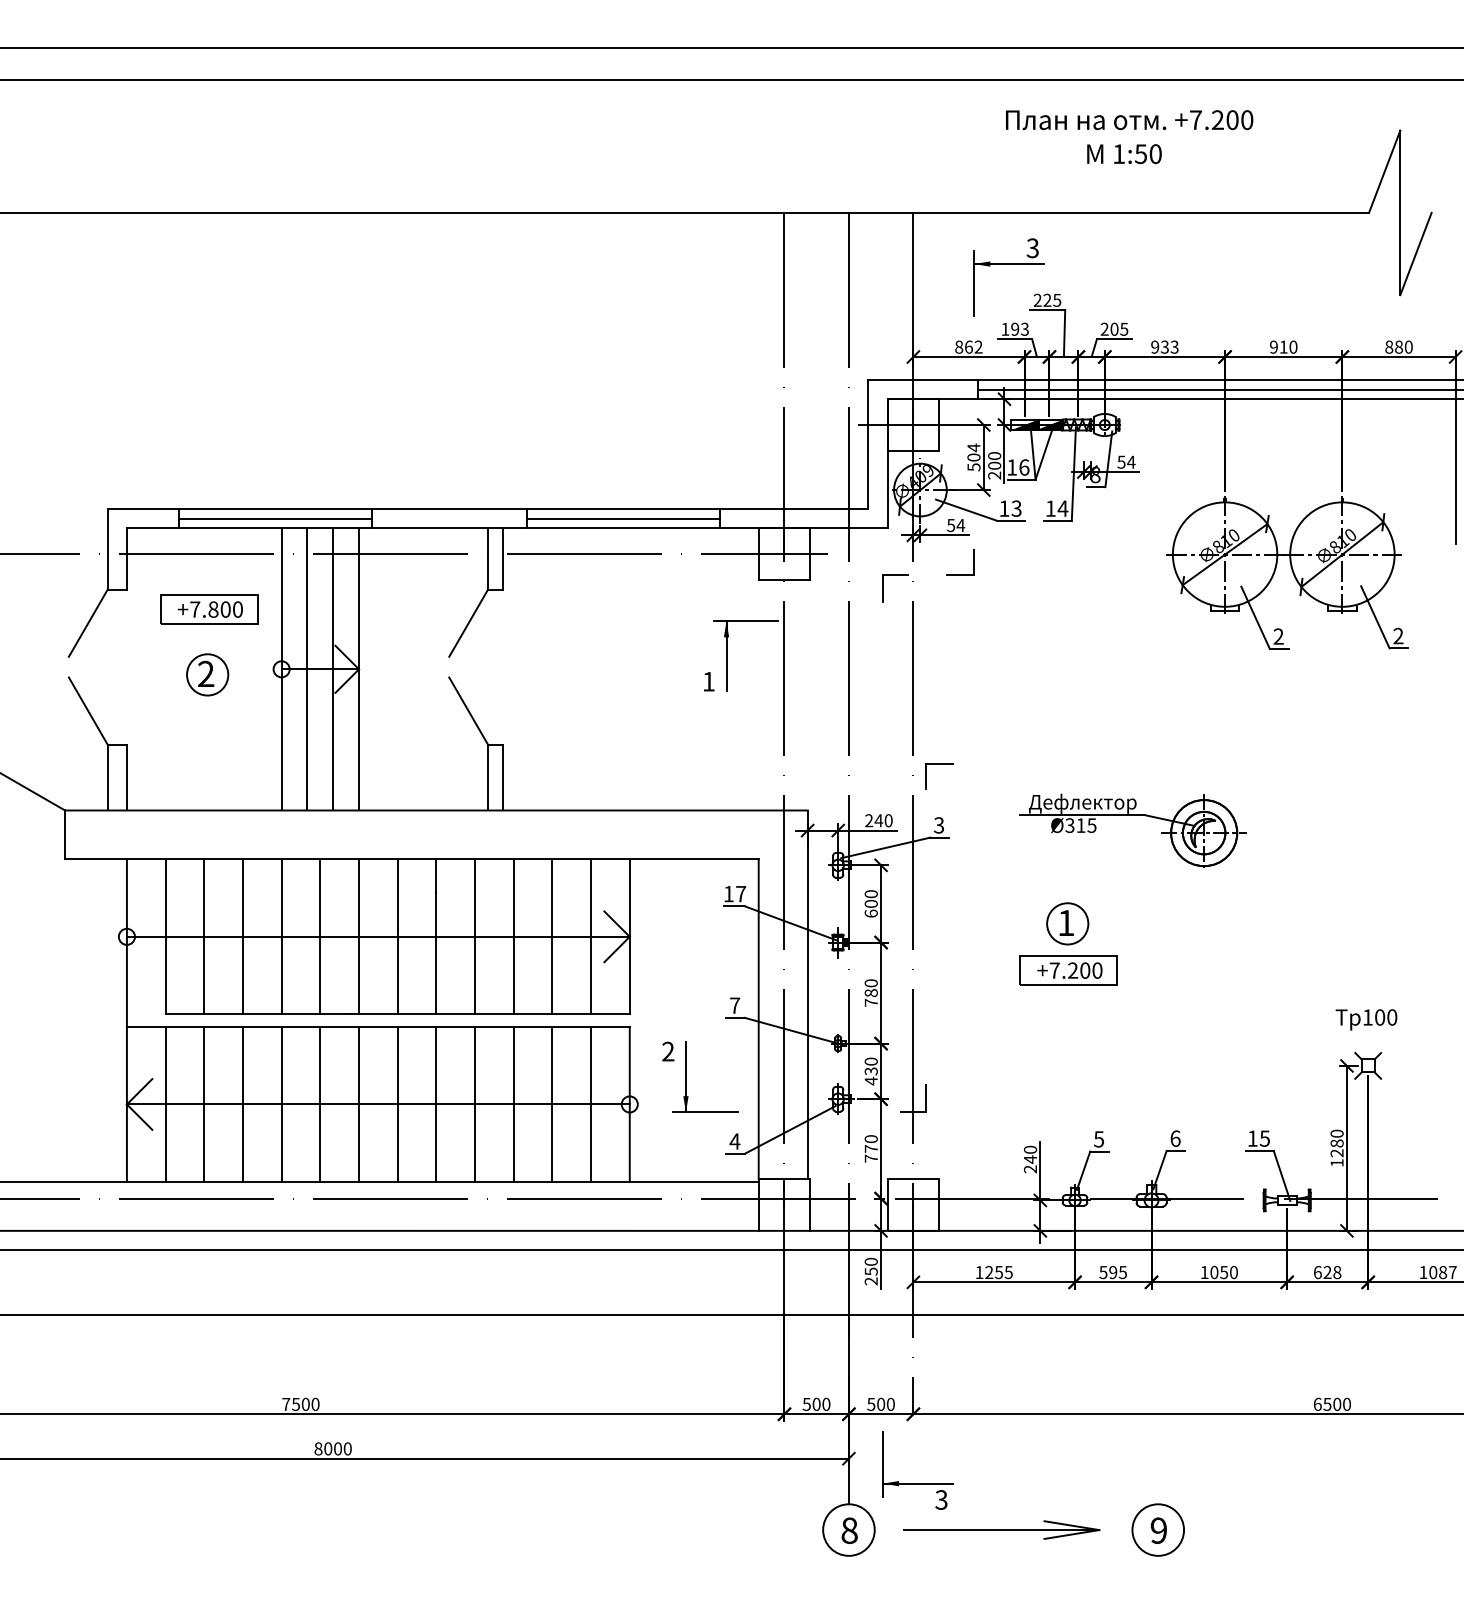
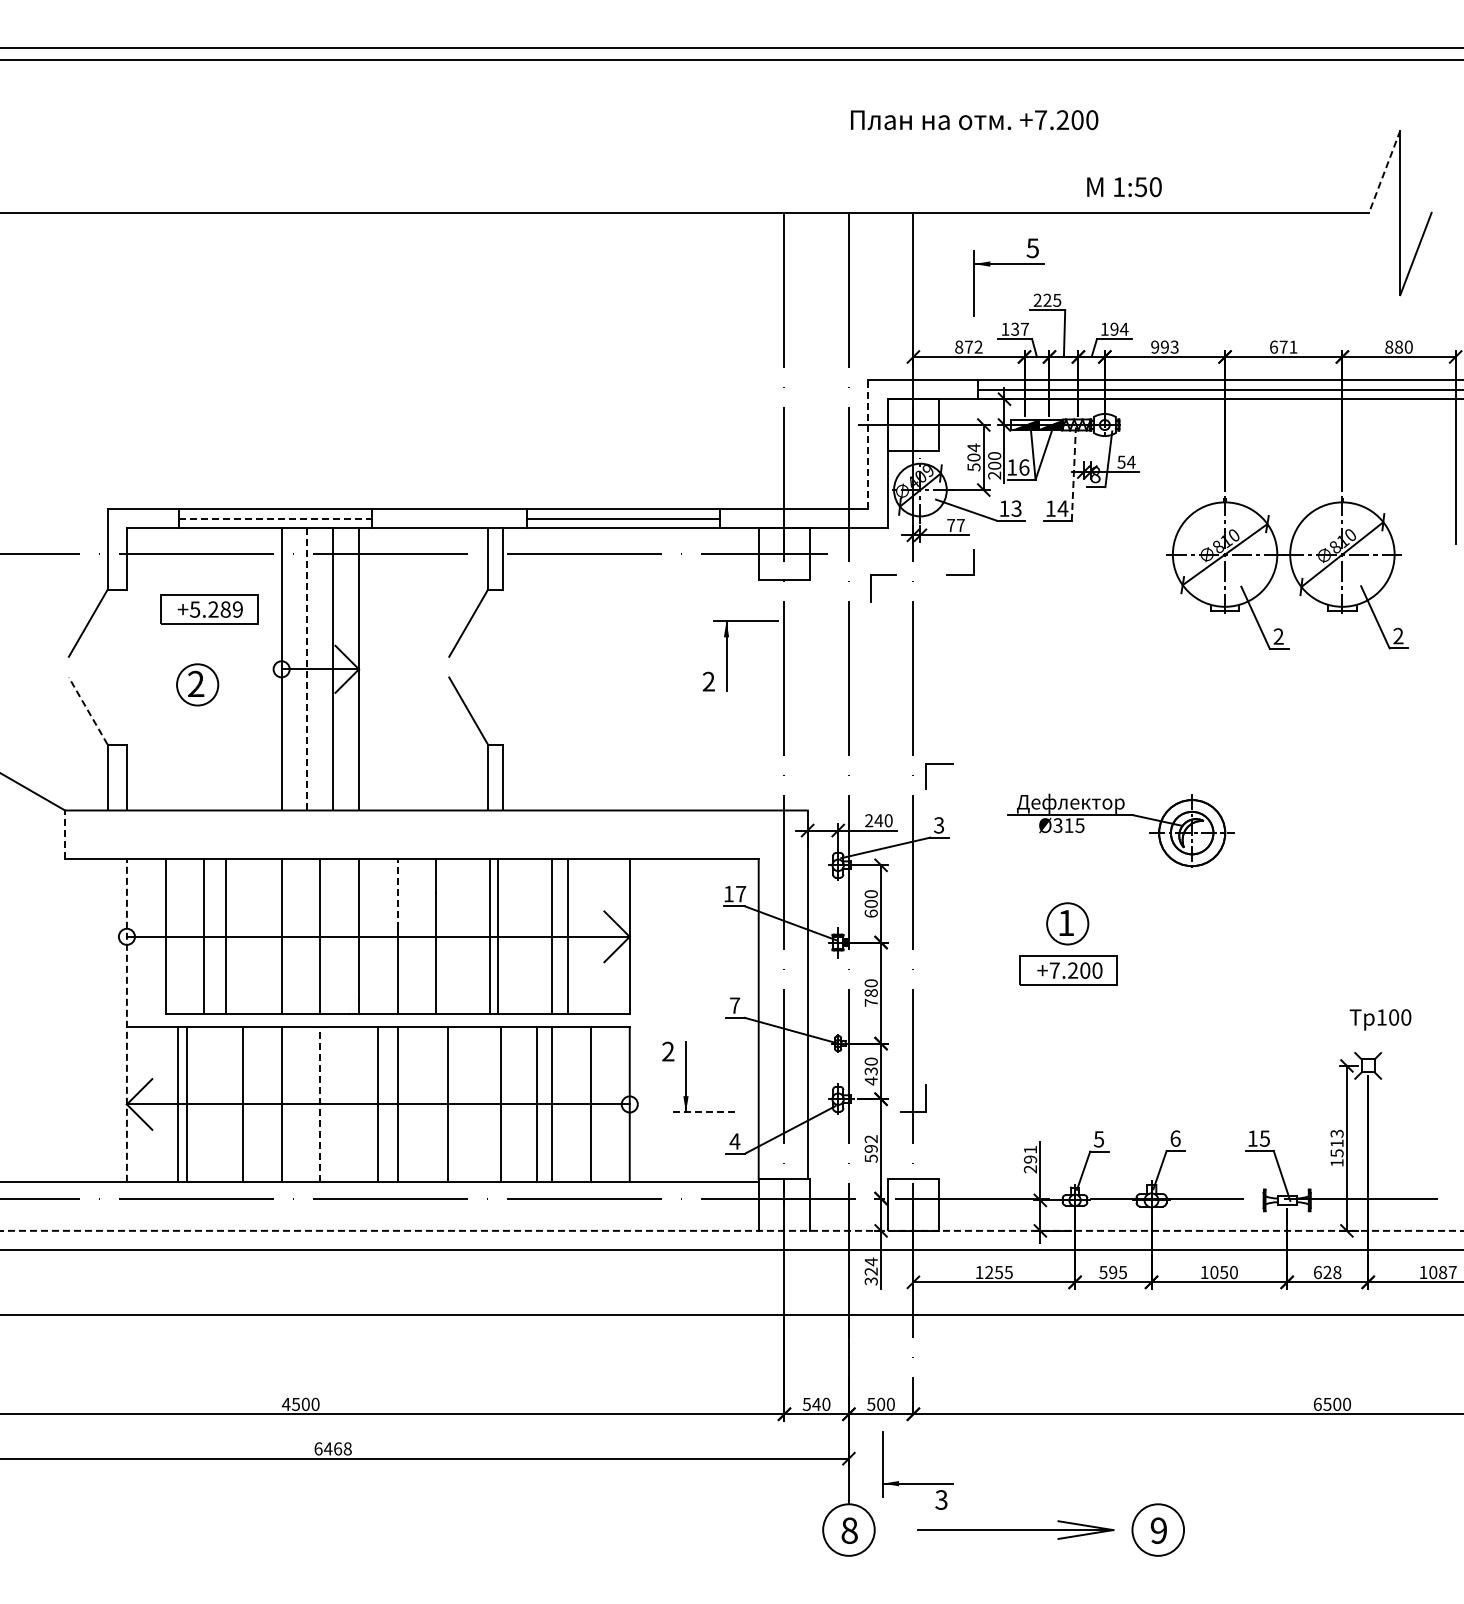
line position: (731, 80) -> (731, 60) (731, 60)
text position: (1129, 120) -> (974, 120) (974, 120)
text position: (1124, 154) -> (1124, 187) (1124, 187)
line: solid -> dashed (1384, 171)
text: 3 -> 5 (1032, 247)
text: 193 -> 137 (1019, 328)
text: 205 -> 194 (1114, 328)
text: 862 -> 872 (968, 346)
text: 933 -> 993 (1164, 346)
text: 910 -> 671 (1283, 346)
line: solid -> dashed (868, 443)
line: solid -> dashed (1073, 474)
line: solid -> dashed (275, 518)
text: 54 -> 77 (956, 525)
part position: (883, 588) -> (871, 588) (871, 588)
text: +7.800 -> +5.289 (216, 609)
line: solid -> dashed (307, 668)
part position: (207, 674) -> (197, 684) (197, 684)
text: 1 -> 2 (708, 681)
line: solid -> dashed (88, 711)
part position: (1132, 815) -> (1120, 815) (1120, 815)
line: solid -> dashed (65, 834)
line: solid -> dashed (397, 894)
line position: (242, 936) -> (225, 936) (225, 936)
line position: (475, 936) -> (498, 936) (498, 936)
line position: (513, 936) -> (489, 936) (489, 936)
line position: (591, 936) -> (568, 936) (568, 936)
text position: (1366, 1019) -> (1380, 1019) (1380, 1019)
line: solid -> dashed (126, 1020)
line: solid -> dashed (320, 1103)
line position: (165, 1104) -> (177, 1104) (177, 1104)
line position: (204, 1104) -> (187, 1104) (187, 1104)
line position: (359, 1104) -> (378, 1104) (378, 1104)
line position: (436, 1104) -> (448, 1104) (448, 1104)
line position: (475, 1104) -> (501, 1104) (501, 1104)
line position: (513, 1104) -> (536, 1104) (536, 1104)
line: solid -> dashed (705, 1112)
text: 1280 -> 1513 (1336, 1143)
text: 770 -> 592 (870, 1148)
text: 240 -> 291 (1030, 1154)
line: solid -> dashed (731, 1230)
text: 250 -> 324 (870, 1271)
text: 500 -> 540 (816, 1403)
text: 7500 -> 4500 (285, 1404)
text: 8000 -> 6468 (332, 1448)
part position: (1001, 1529) -> (1015, 1529) (1015, 1529)
